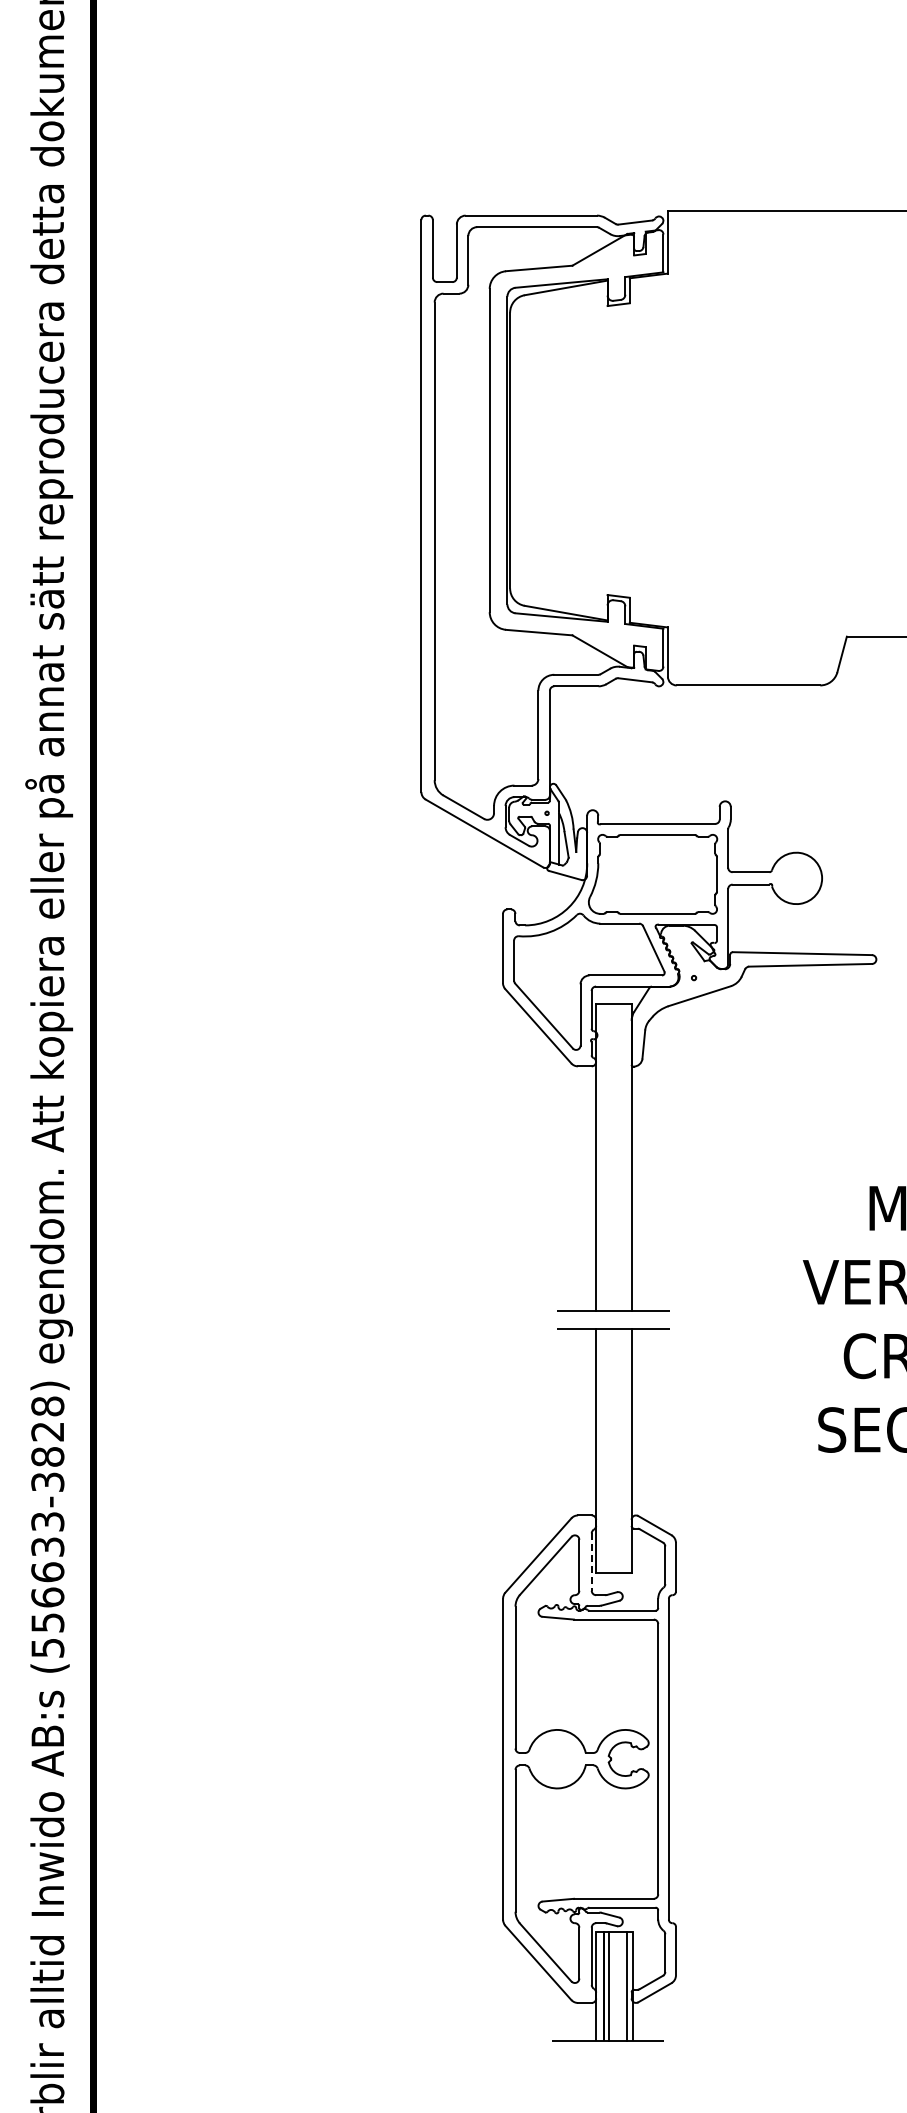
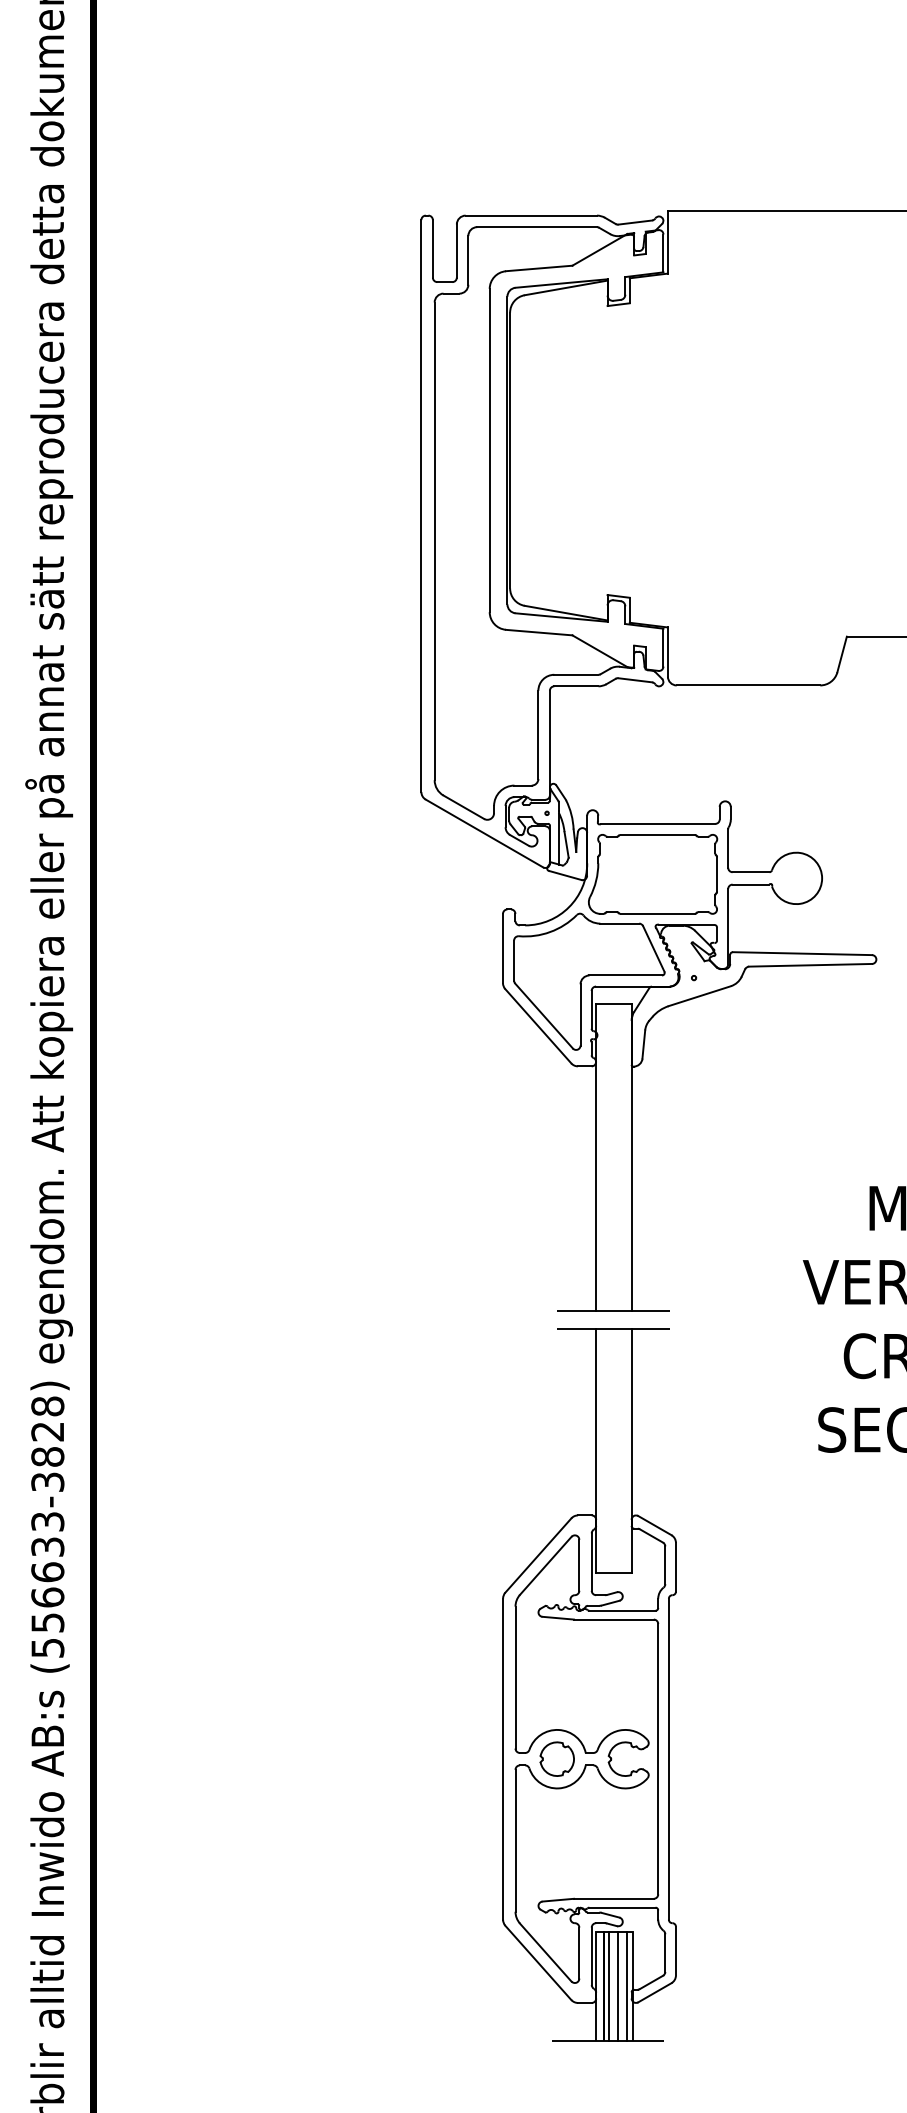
line: dashed -> solid (591, 1562)
part: none -> present (556, 1758)
line: none -> present (618, 1986)
